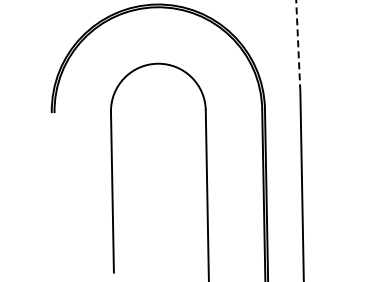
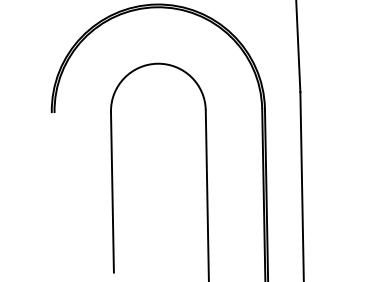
line: dashed -> solid (298, 46)
